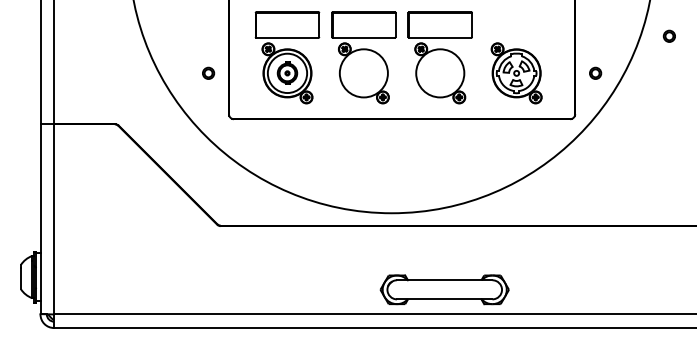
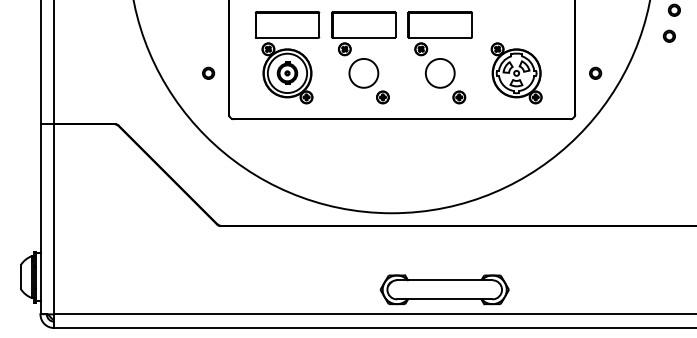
part: none -> present (673, 9)
circle diameter: 48 px -> 29 px (363, 72)
circle diameter: 48 px -> 29 px (439, 72)
